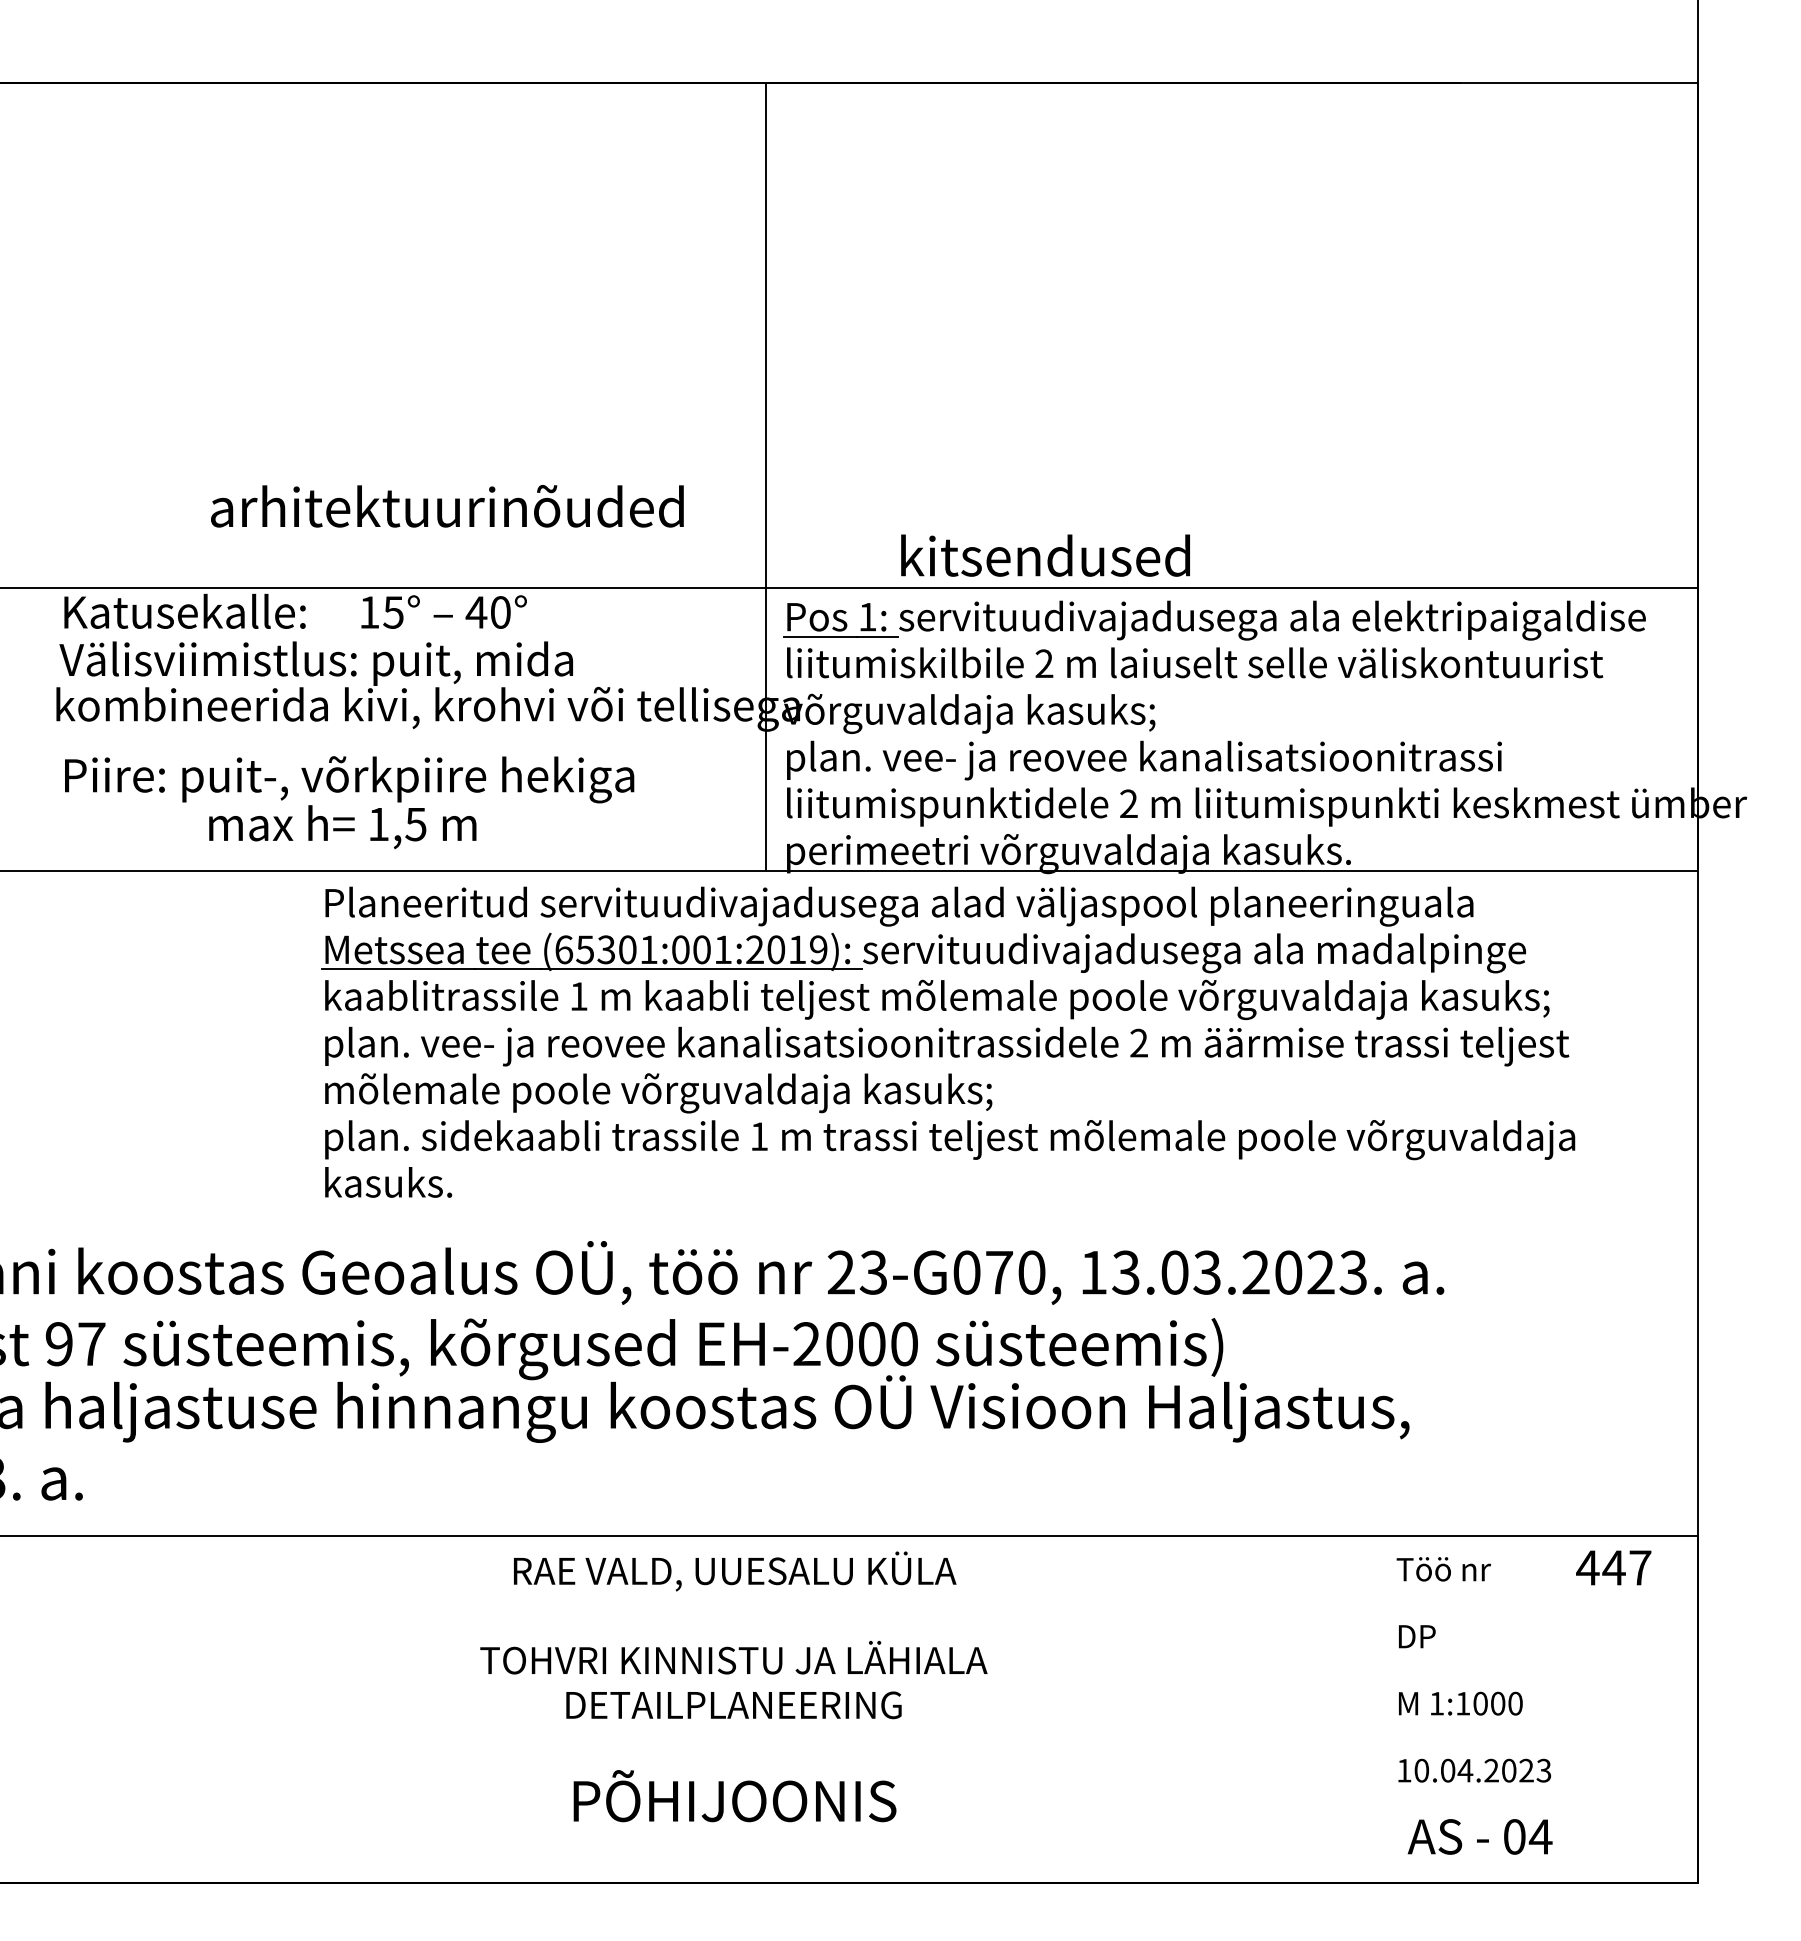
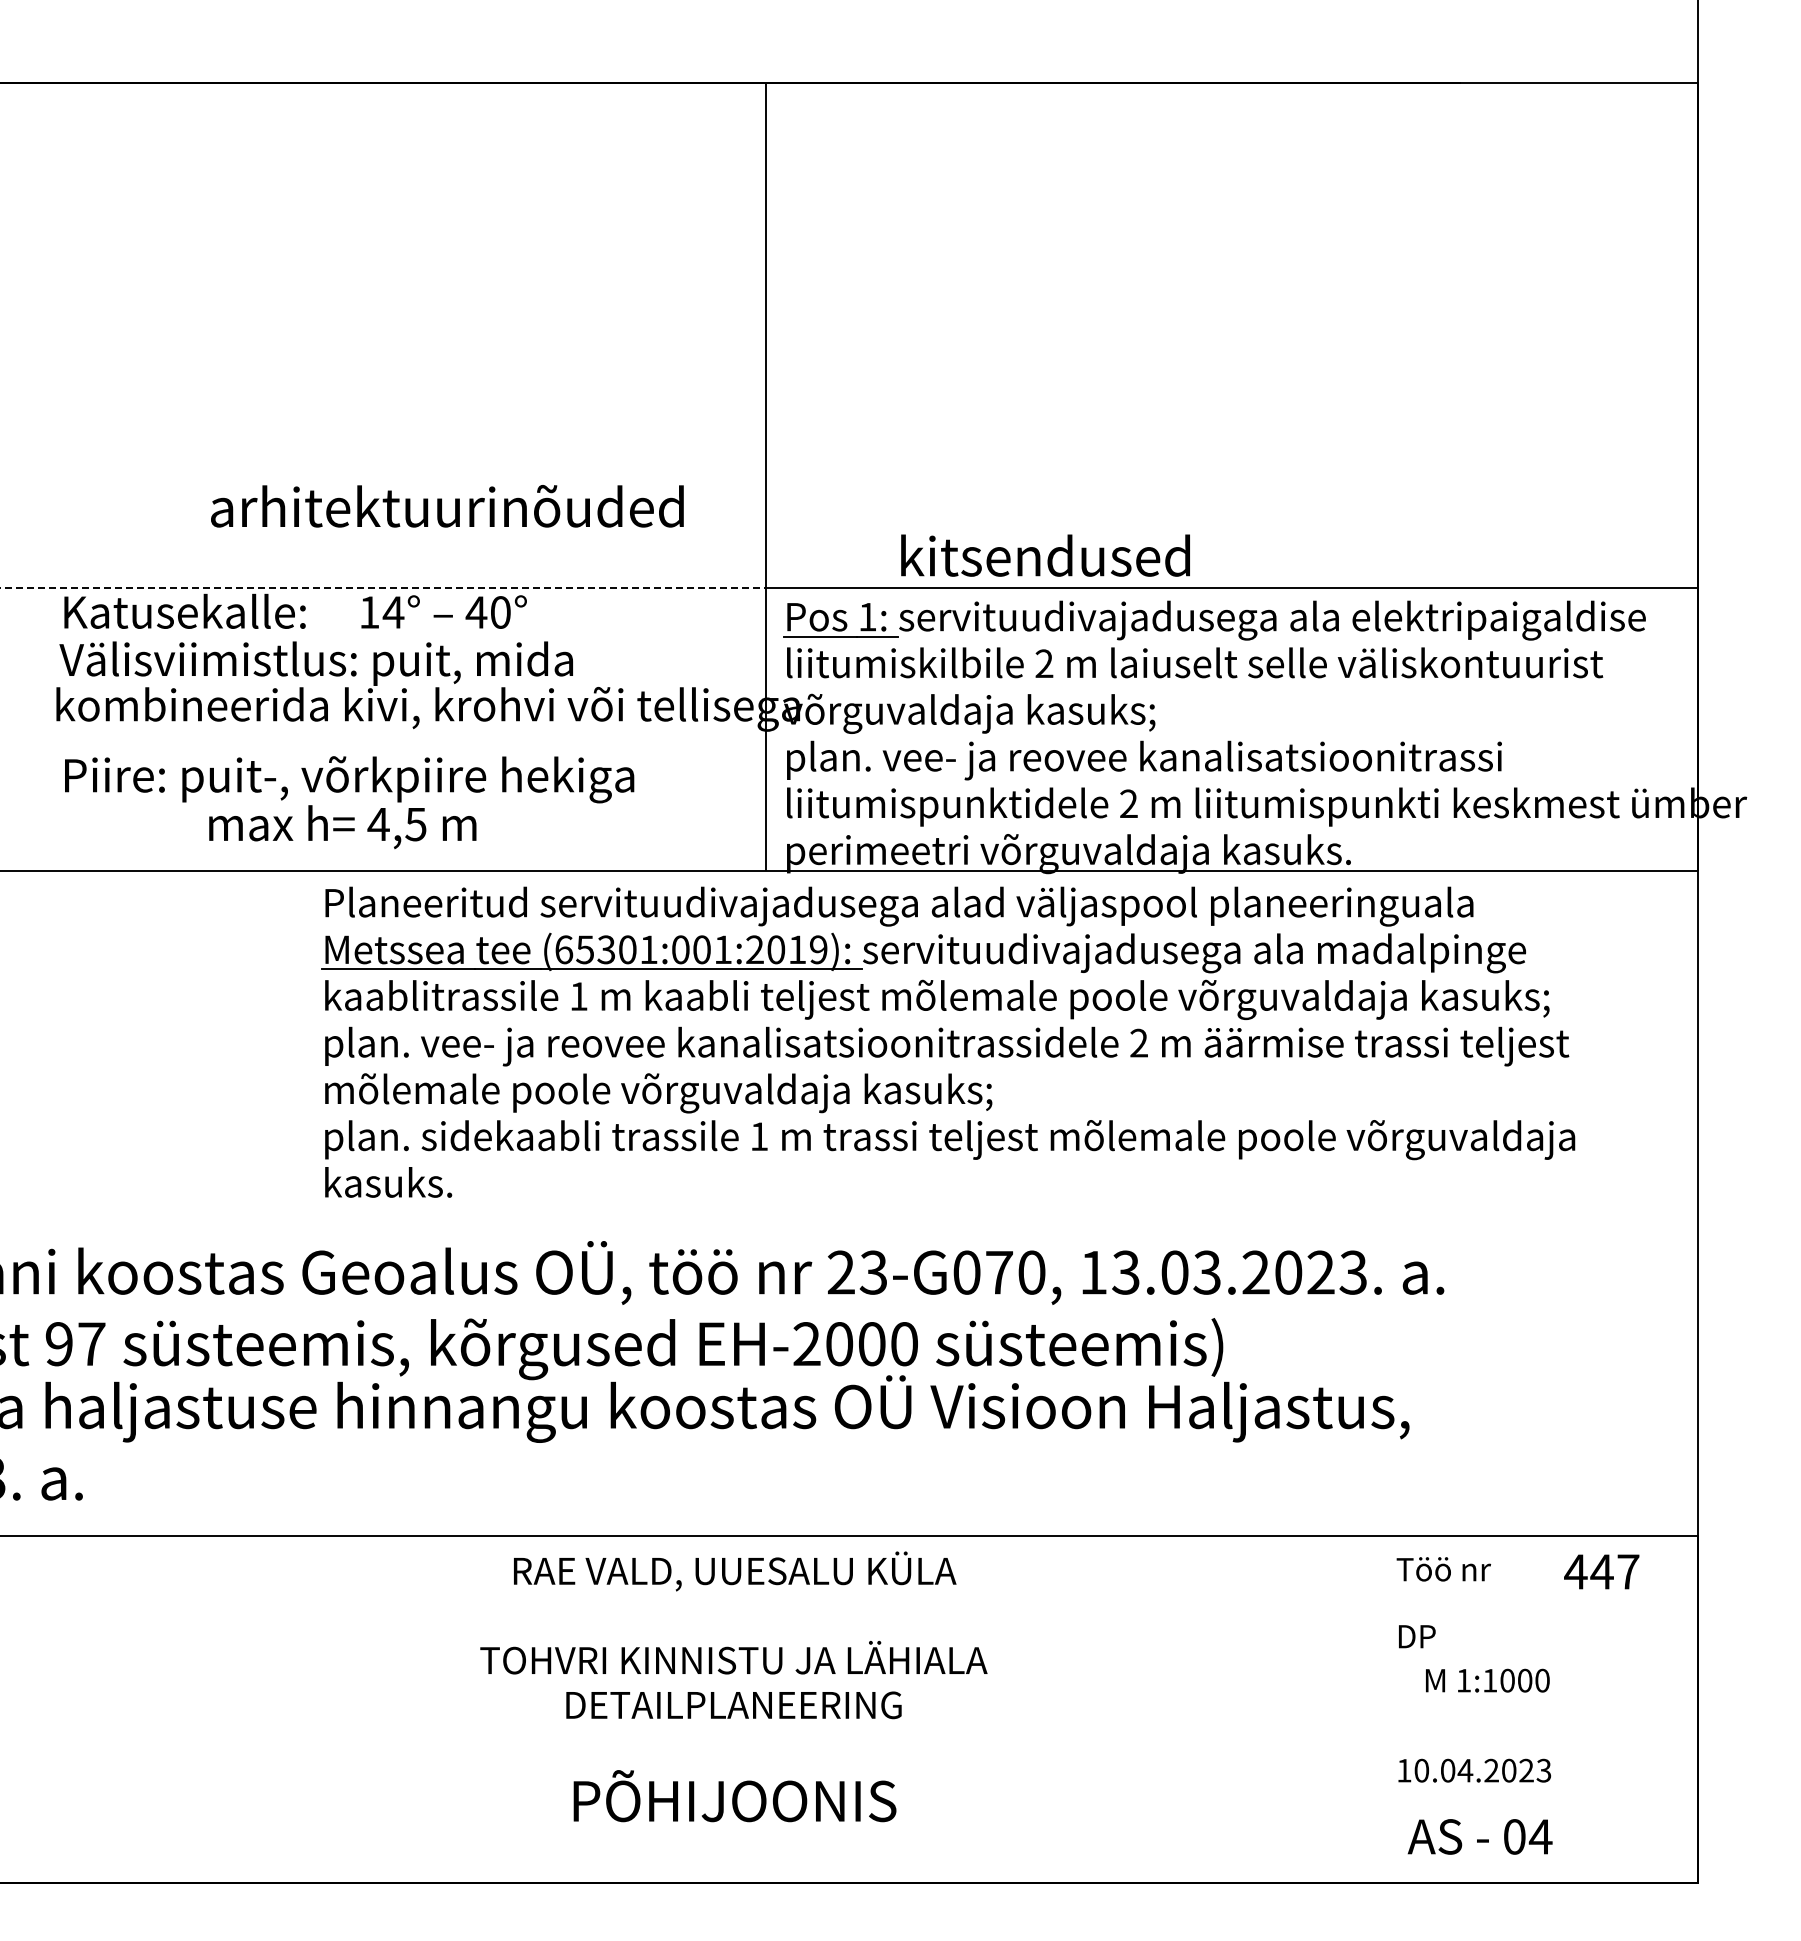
line: solid -> dashed (383, 587)
text: 15° -> 14° (393, 612)
text: 1,5 -> 4,5 (378, 824)
text position: (1613, 1567) -> (1601, 1571) (1601, 1571)
text position: (1460, 1703) -> (1487, 1680) (1487, 1680)
